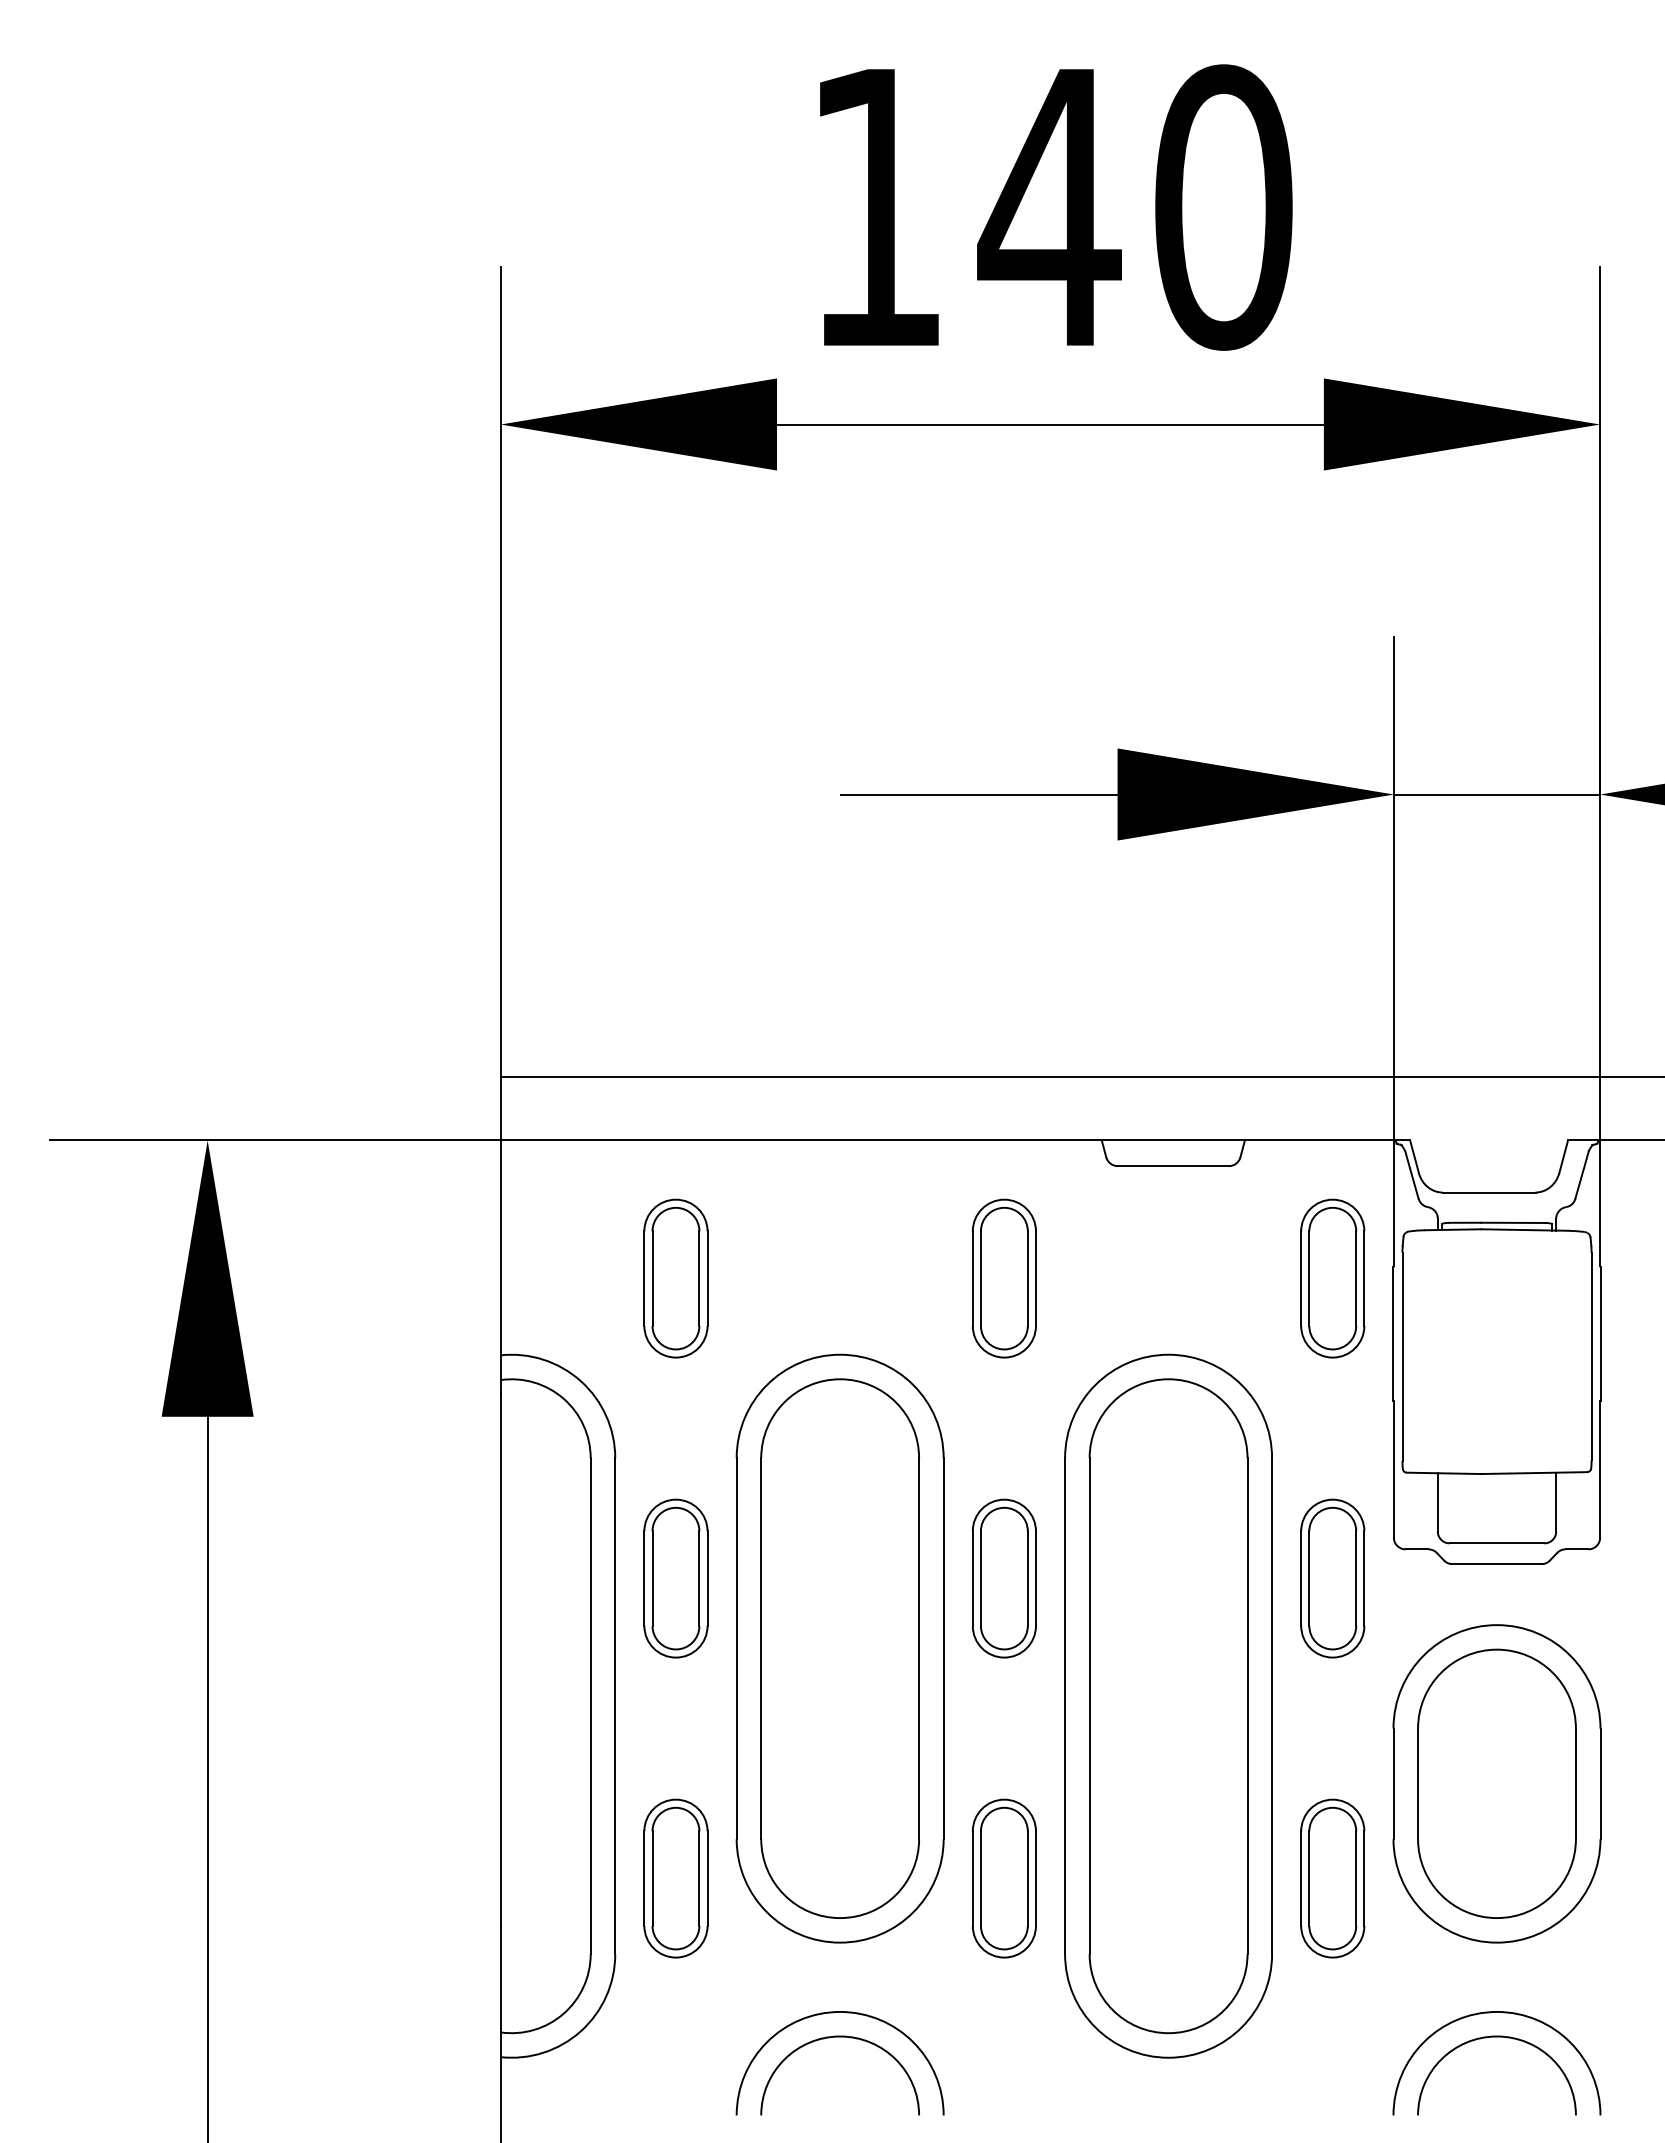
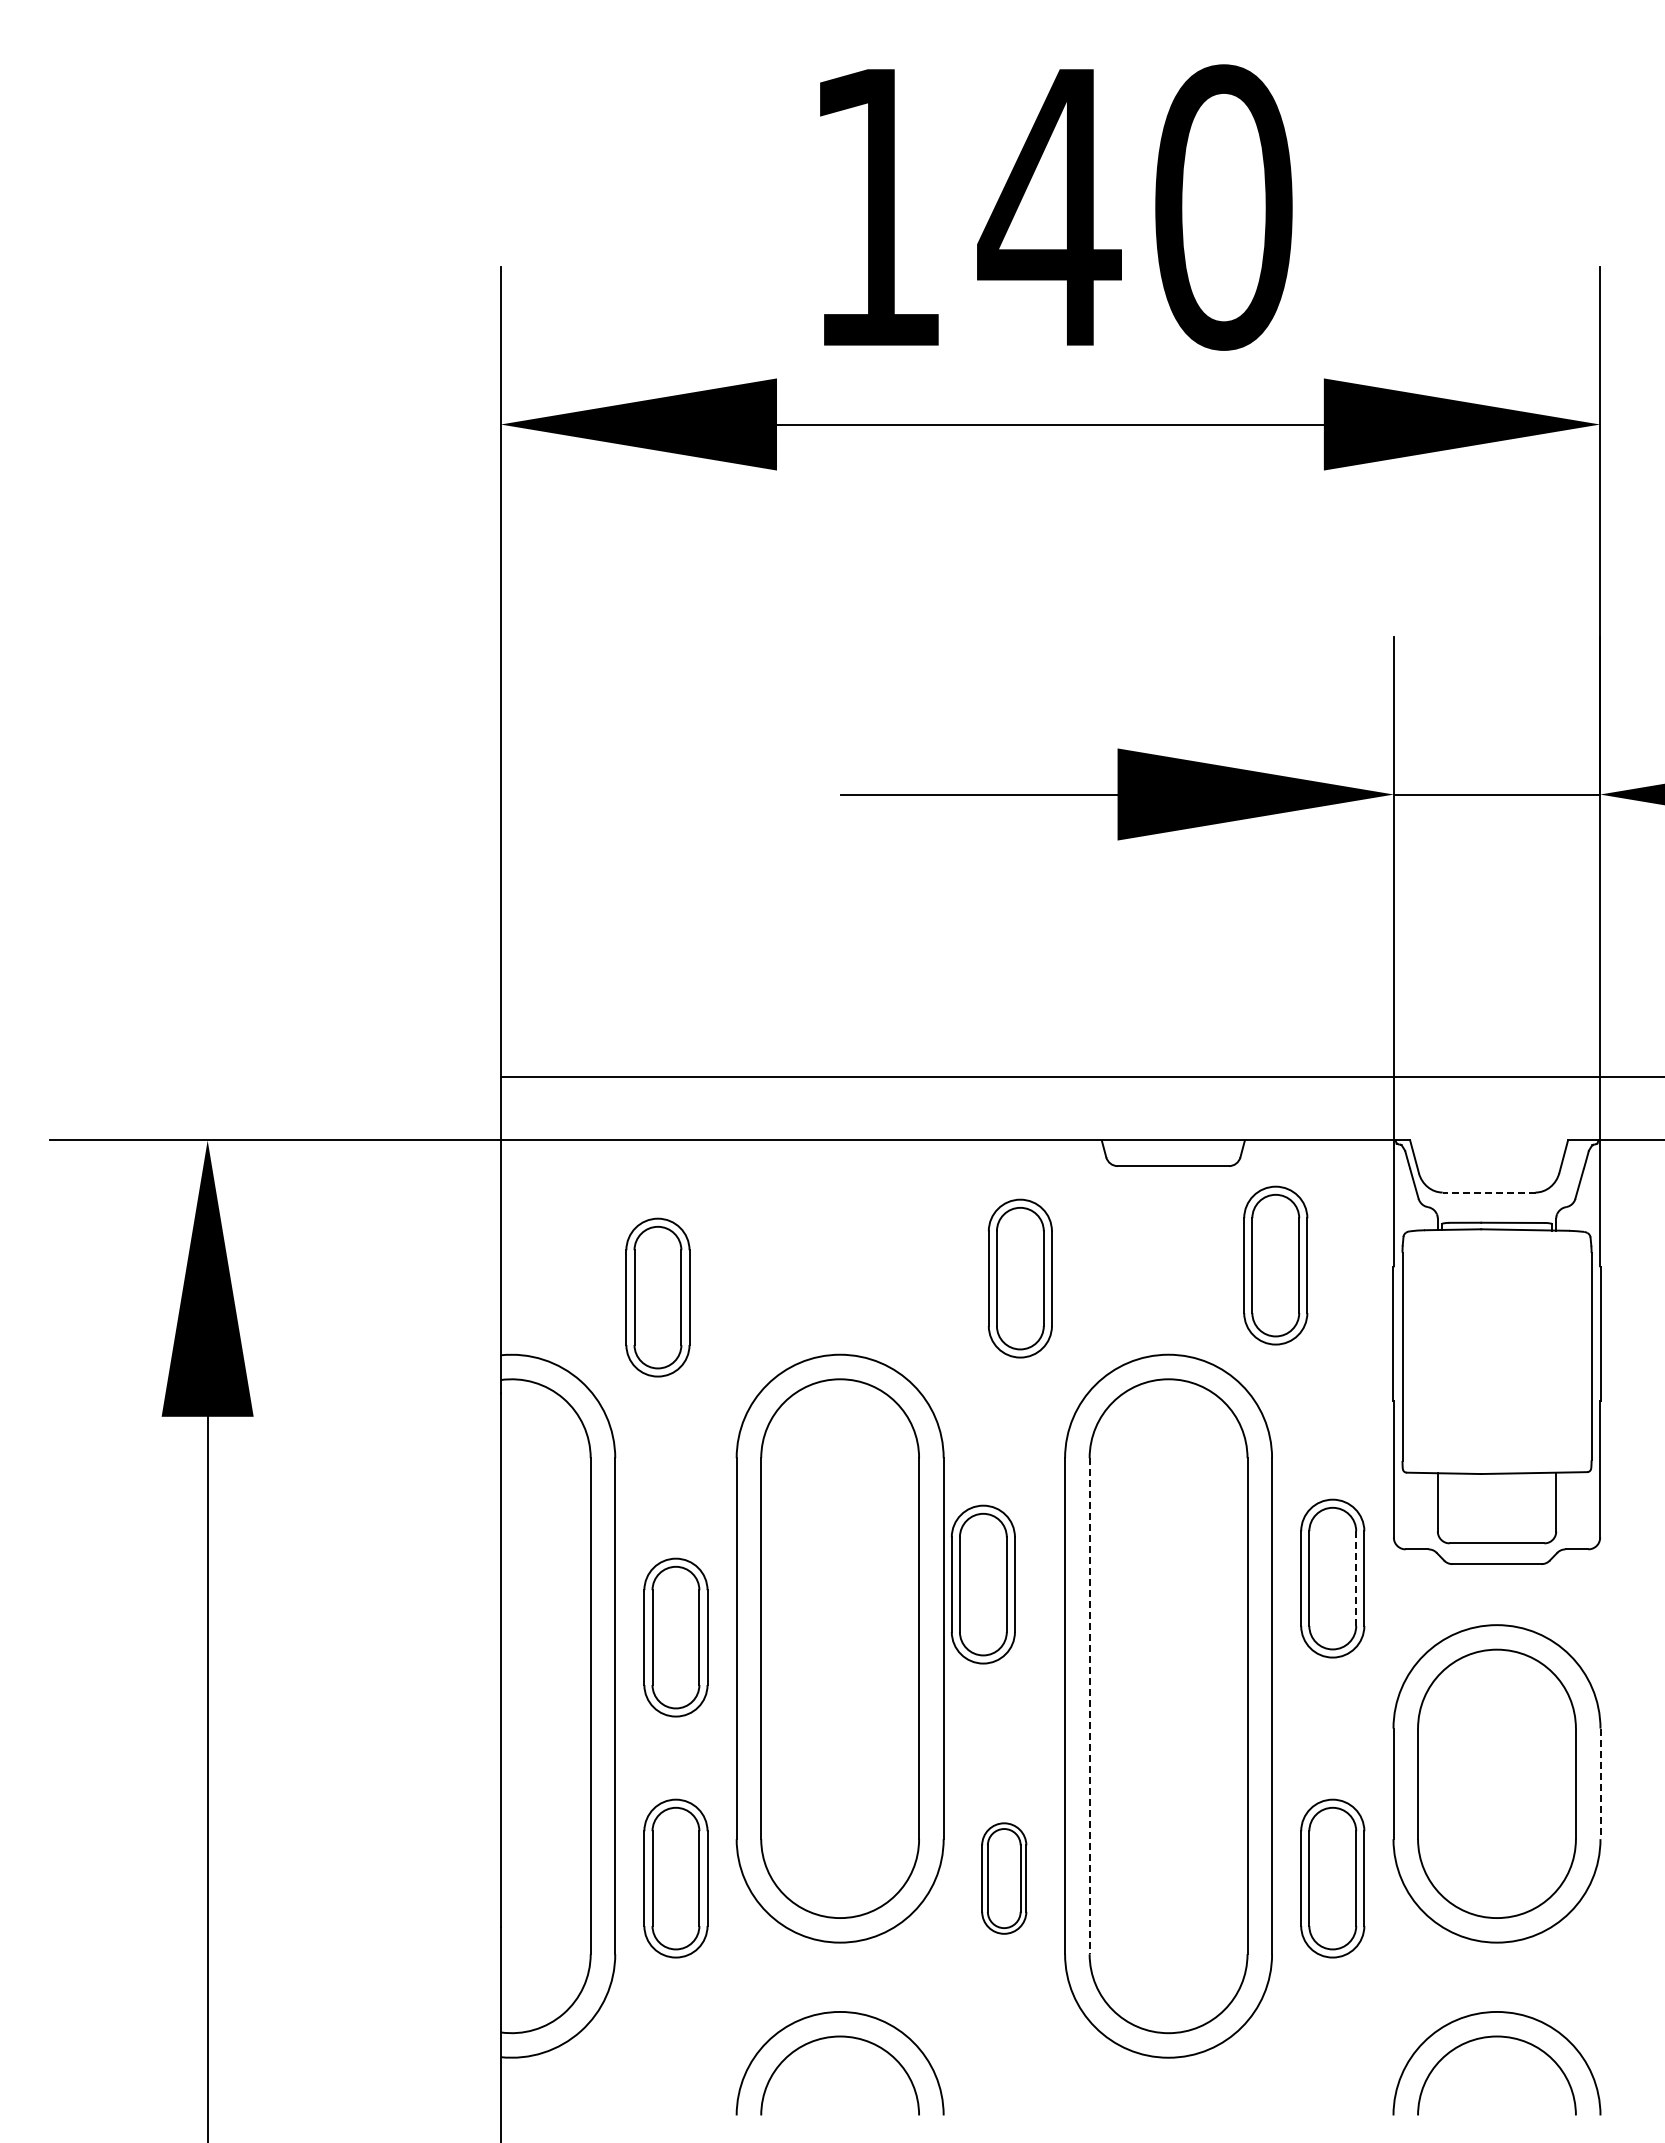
line: solid -> dashed (1488, 1192)
part position: (675, 1278) -> (657, 1297) (657, 1297)
part position: (1003, 1278) -> (1019, 1278) (1019, 1278)
part position: (1332, 1278) -> (1275, 1265) (1275, 1265)
part position: (675, 1578) -> (675, 1637) (675, 1637)
part position: (1003, 1578) -> (982, 1584) (982, 1584)
line: solid -> dashed (1356, 1578)
line: solid -> dashed (1089, 1706)
line: solid -> dashed (1600, 1784)
part size: 66x161 px -> 47x113 px (1004, 1878)
